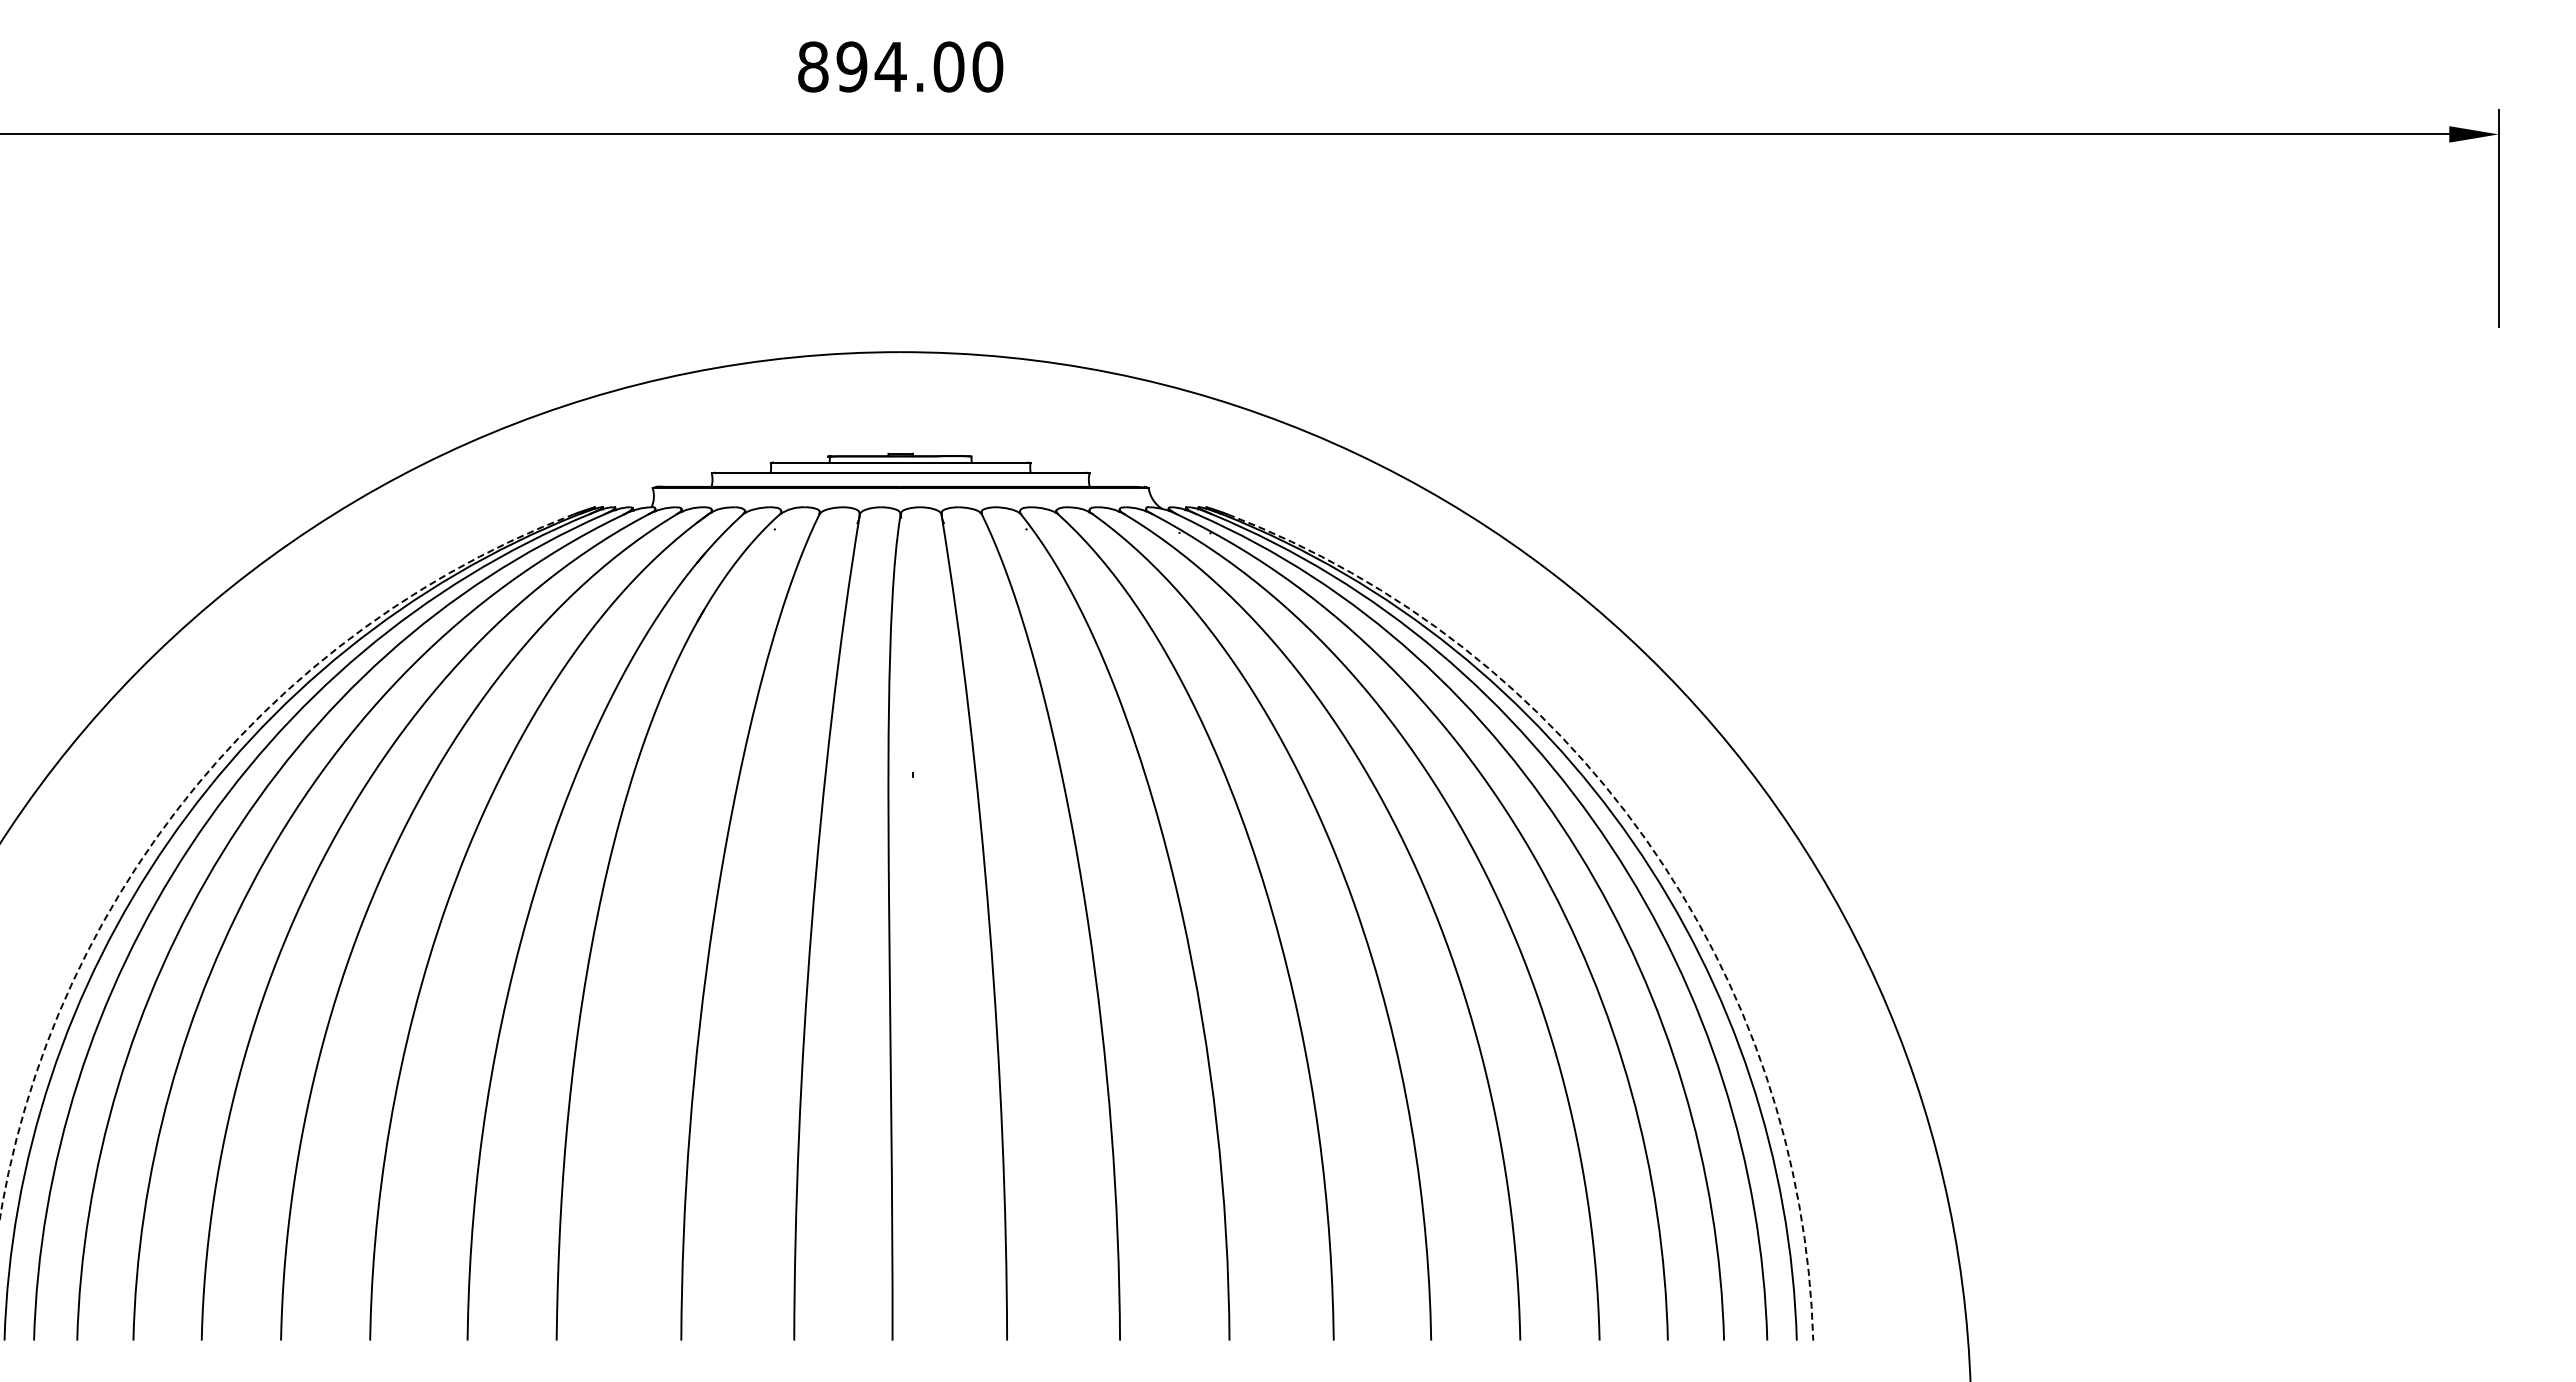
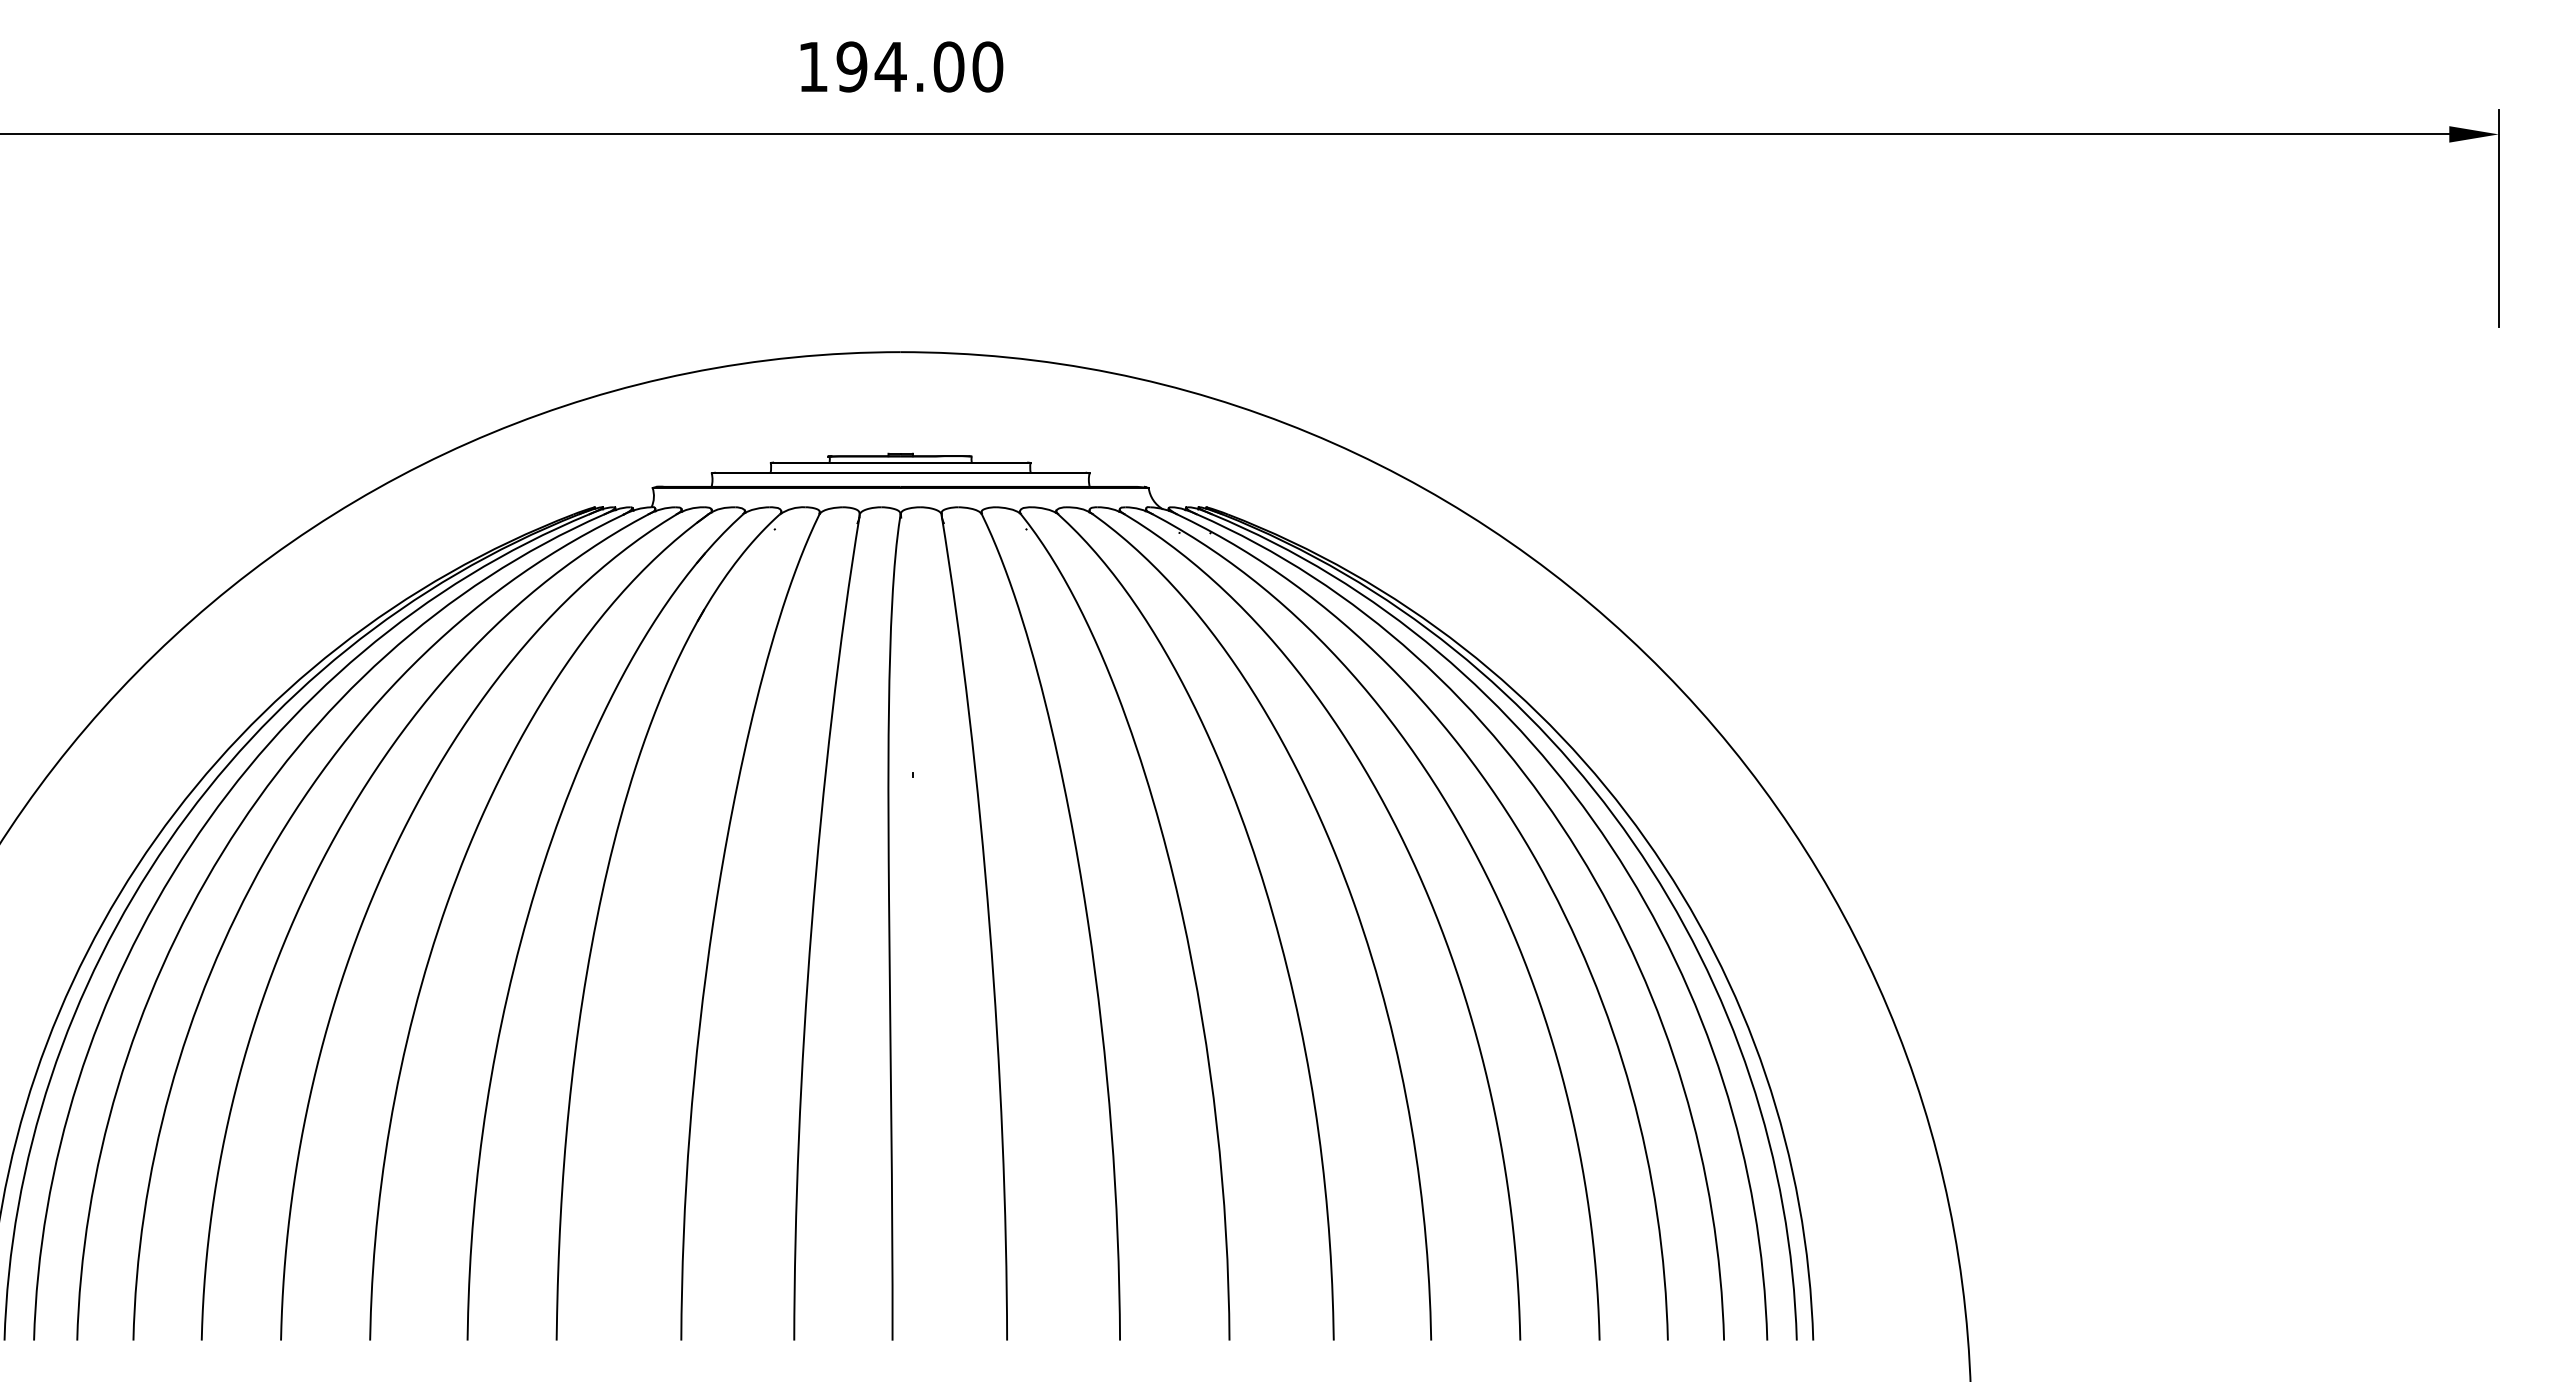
text: 894.00 -> 194.00 (813, 66)
arc: dashed -> solid (192, 790)
arc: dashed -> solid (1645, 839)
